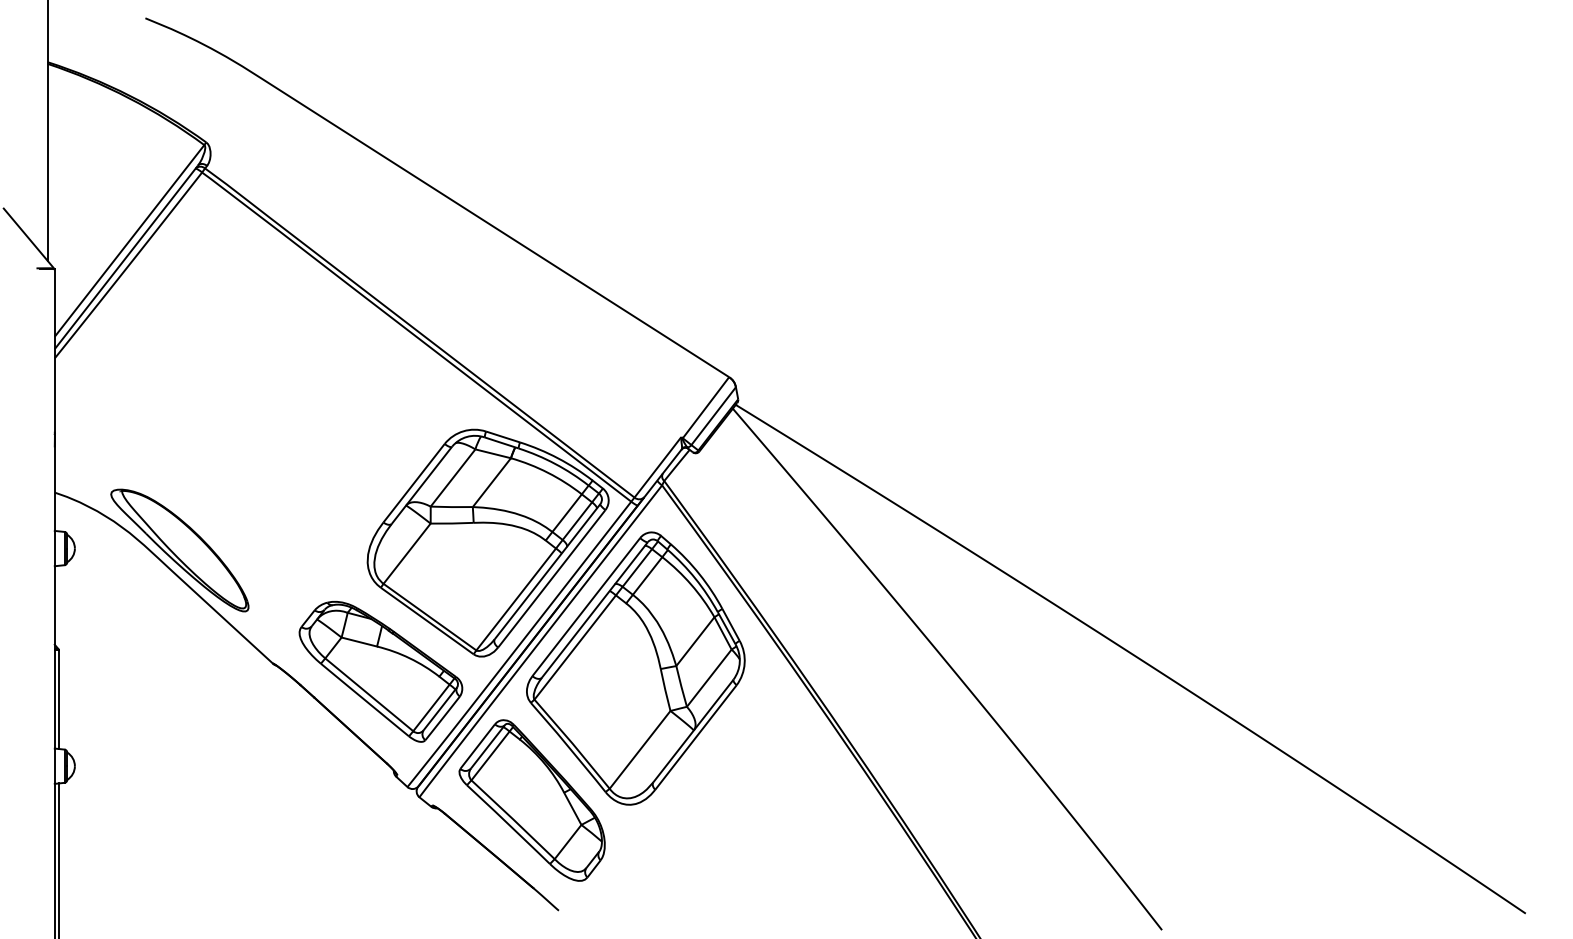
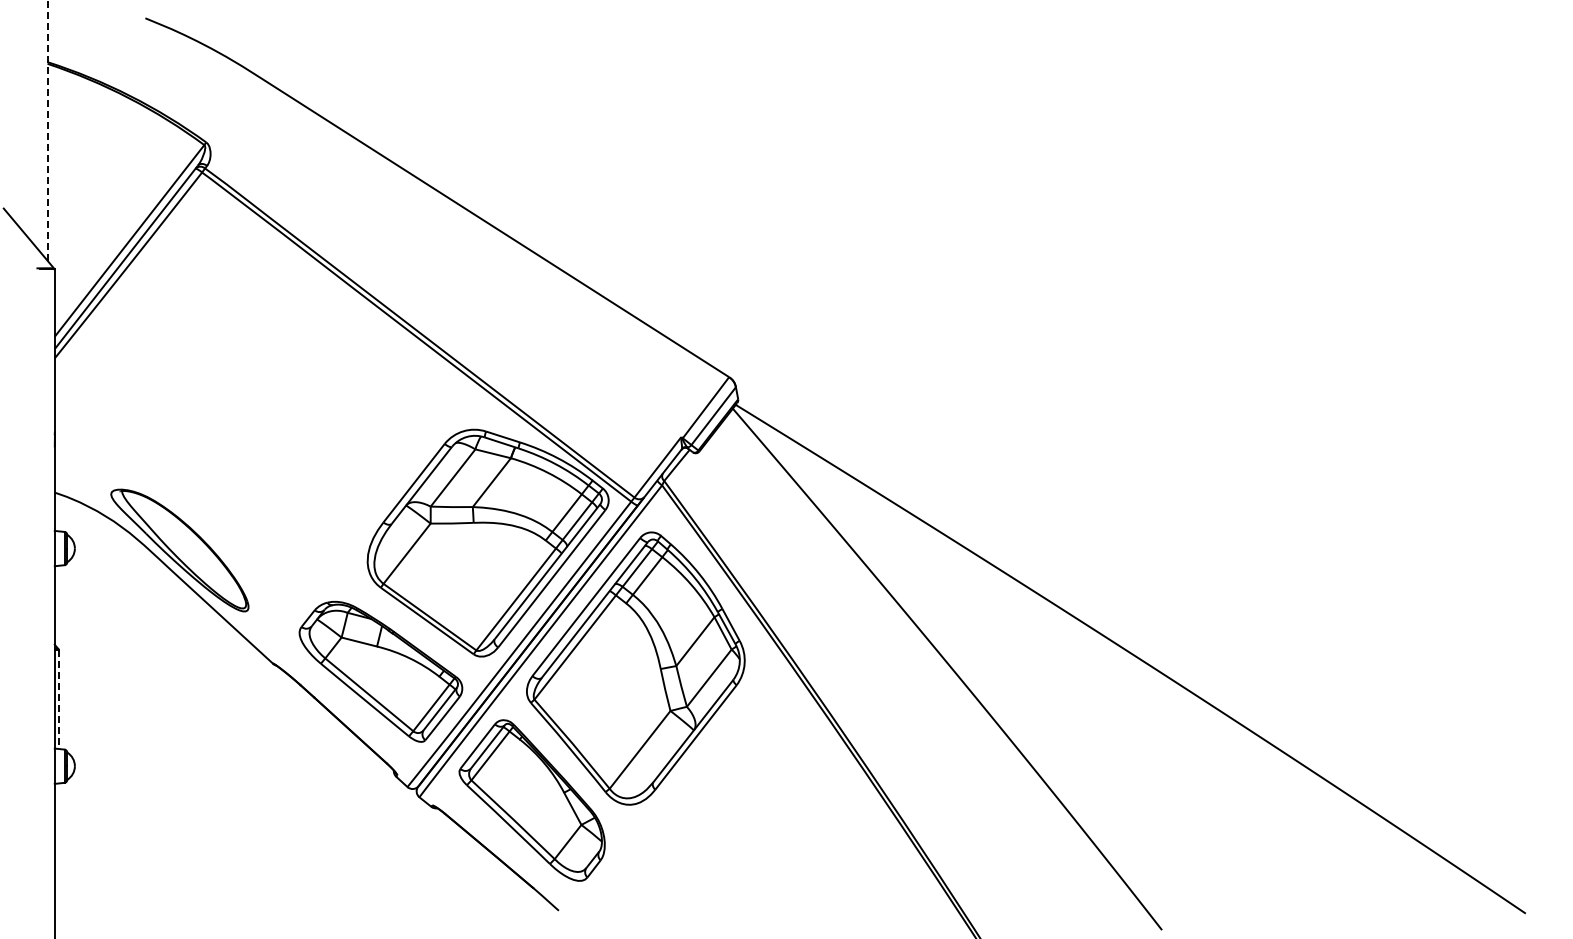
line: solid -> dashed (47, 130)
line: solid -> dashed (59, 699)
line: present -> none (59, 859)
